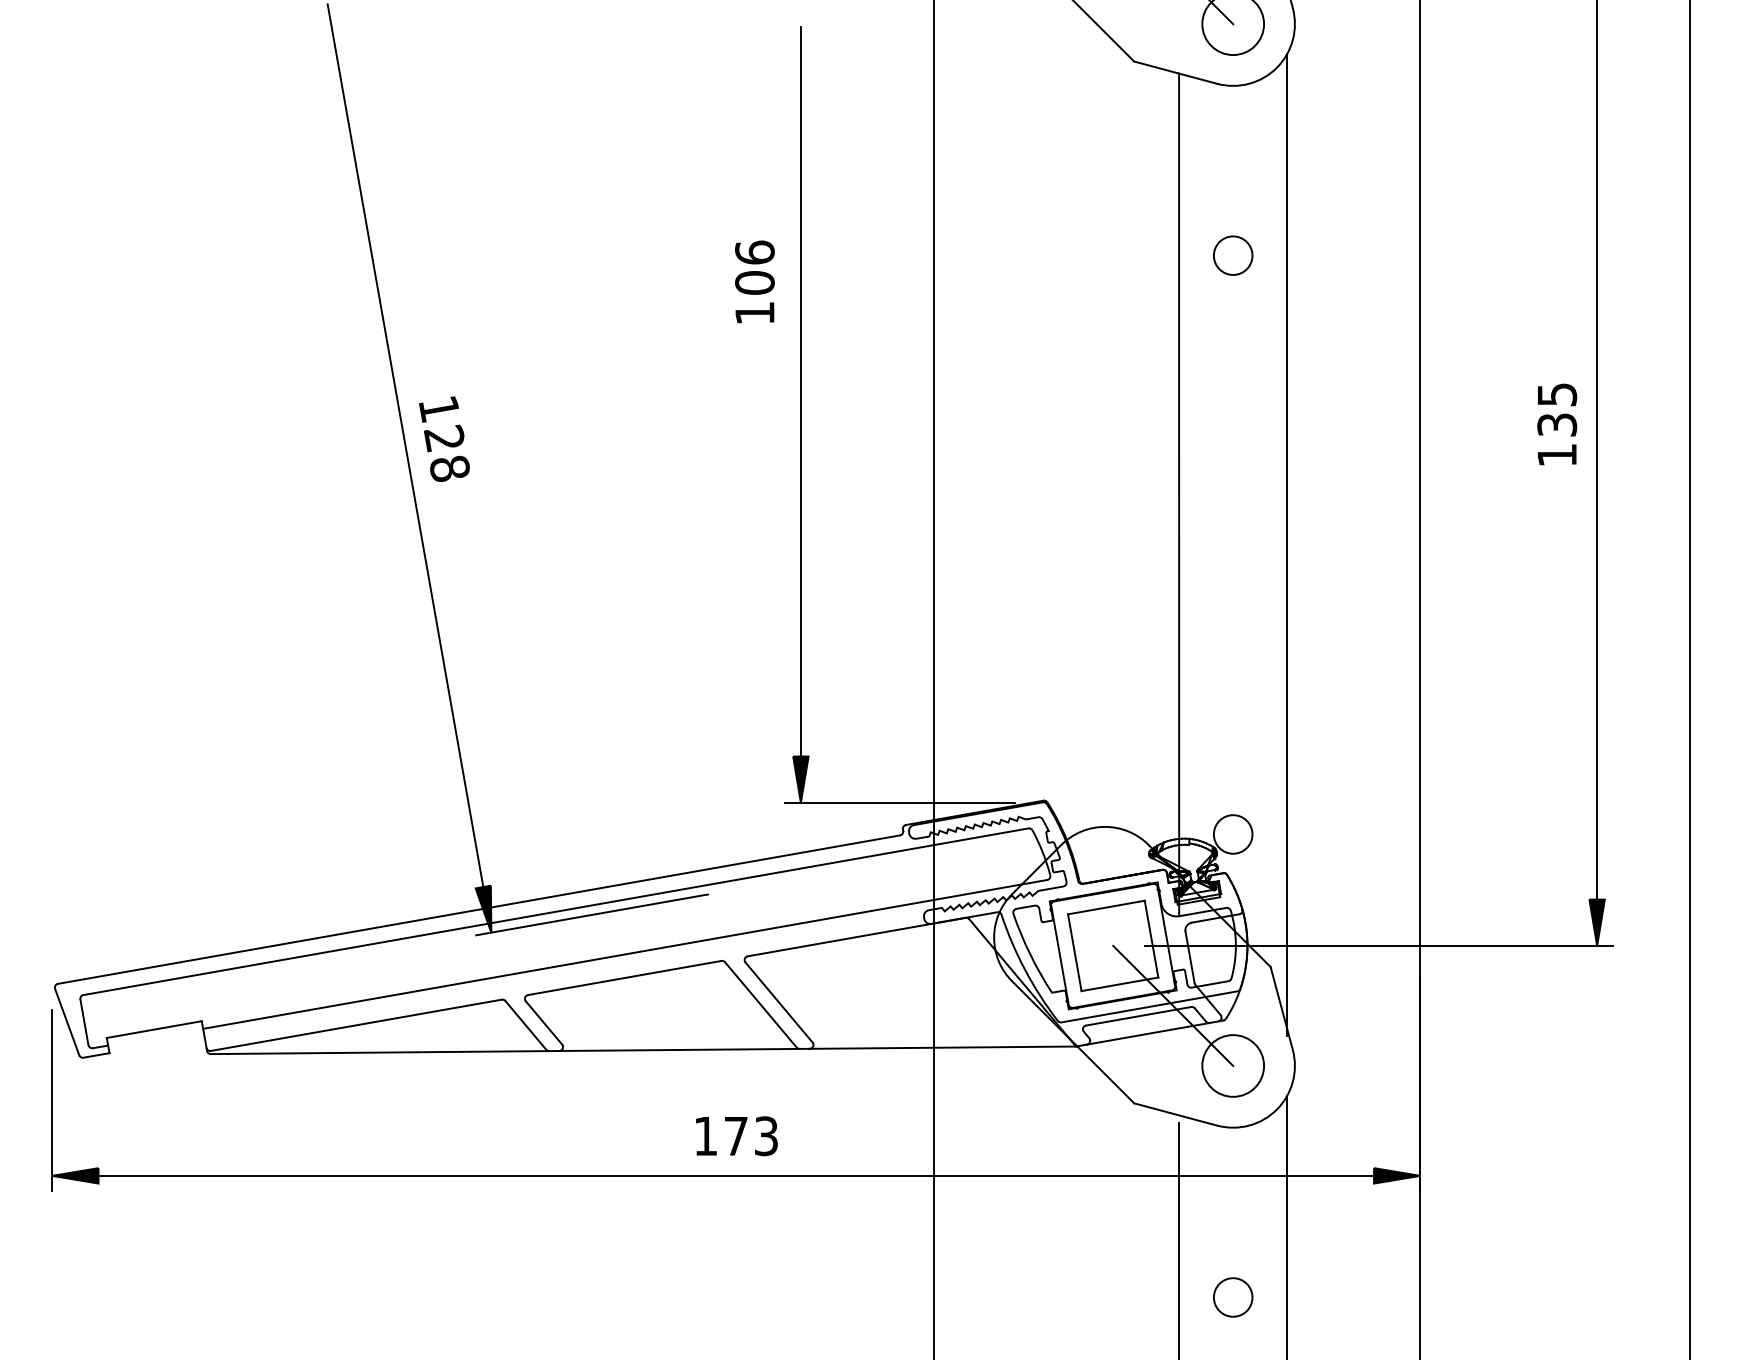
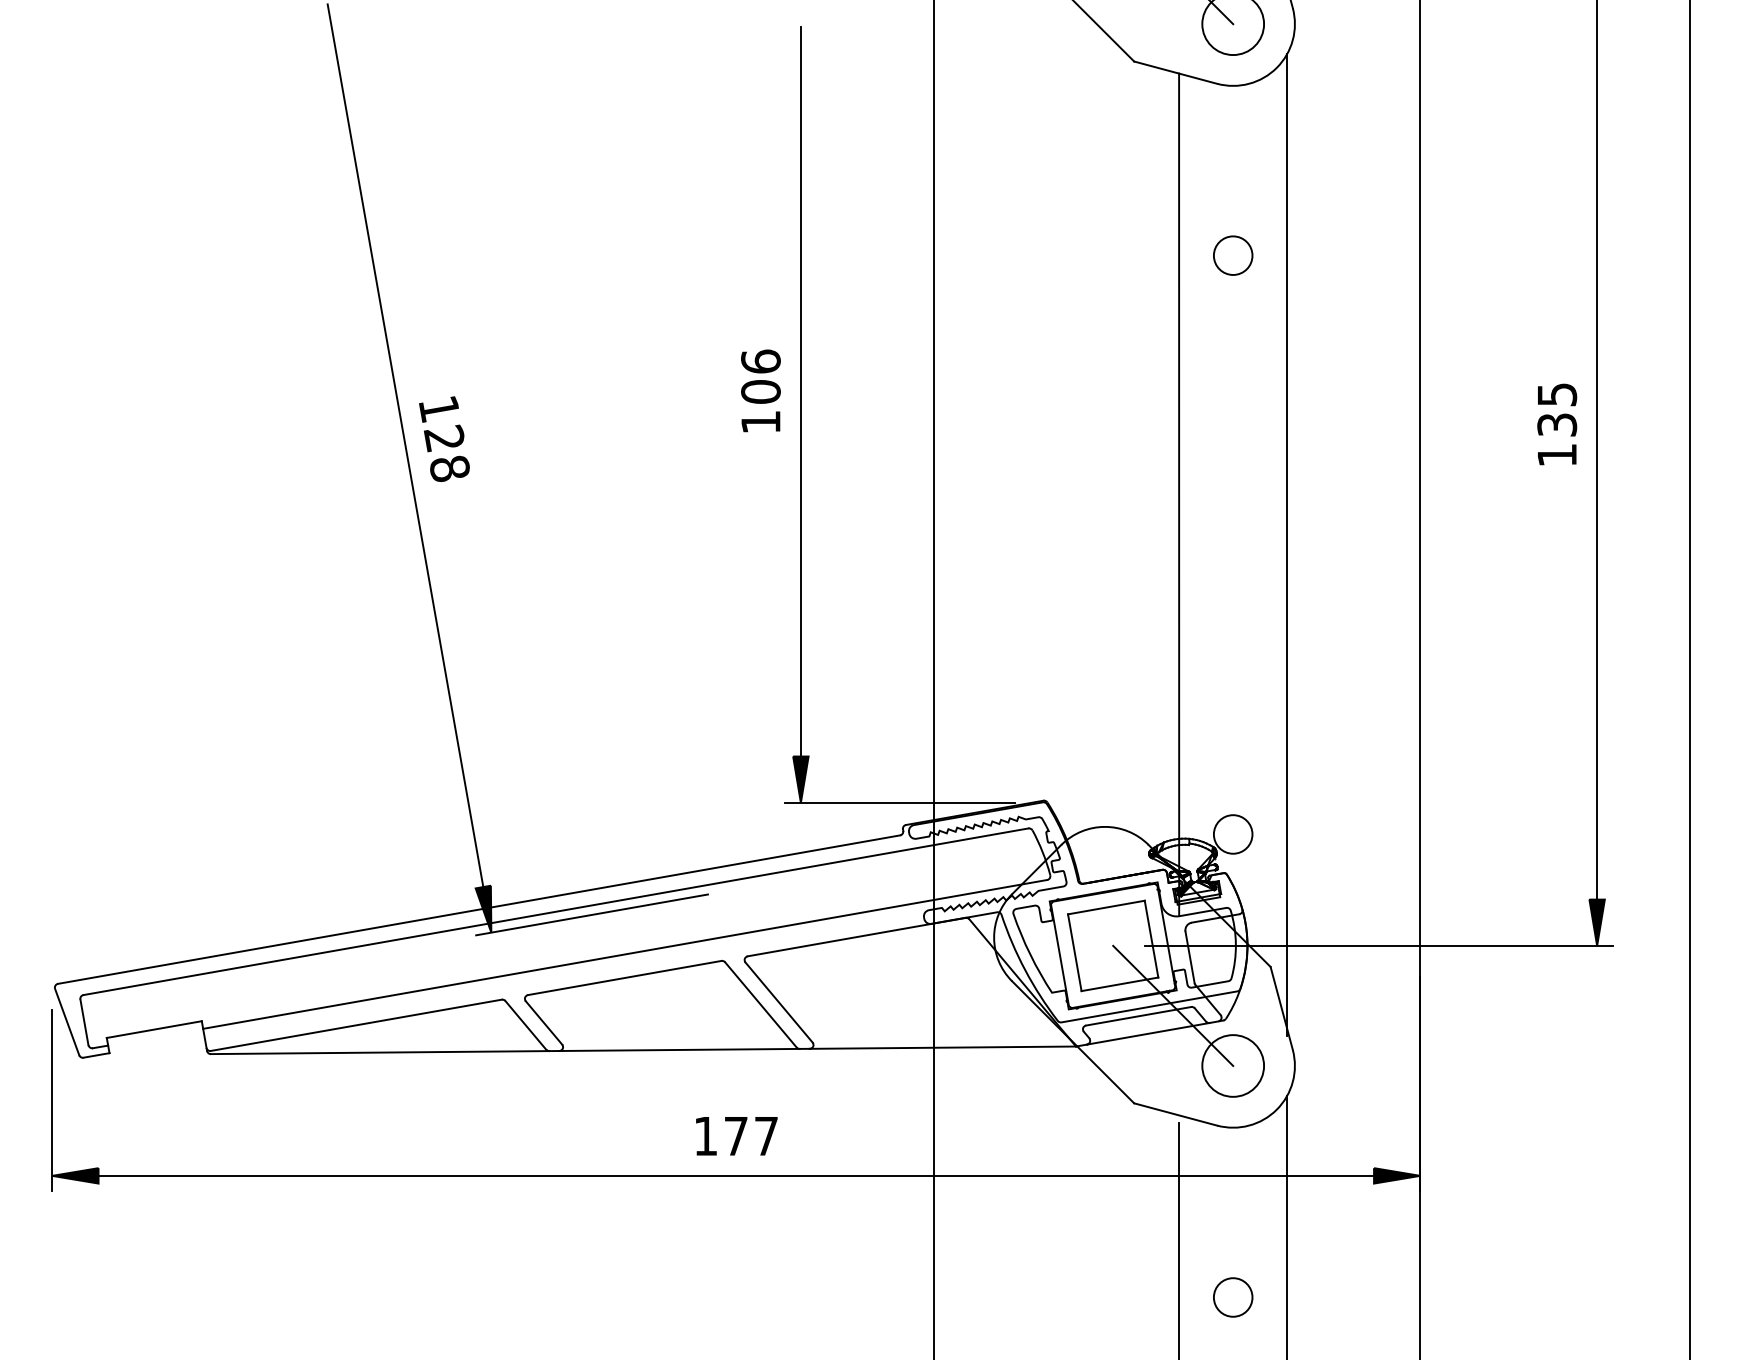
text position: (754, 281) -> (760, 390) (760, 390)
text: 173 -> 177 (766, 1136)
